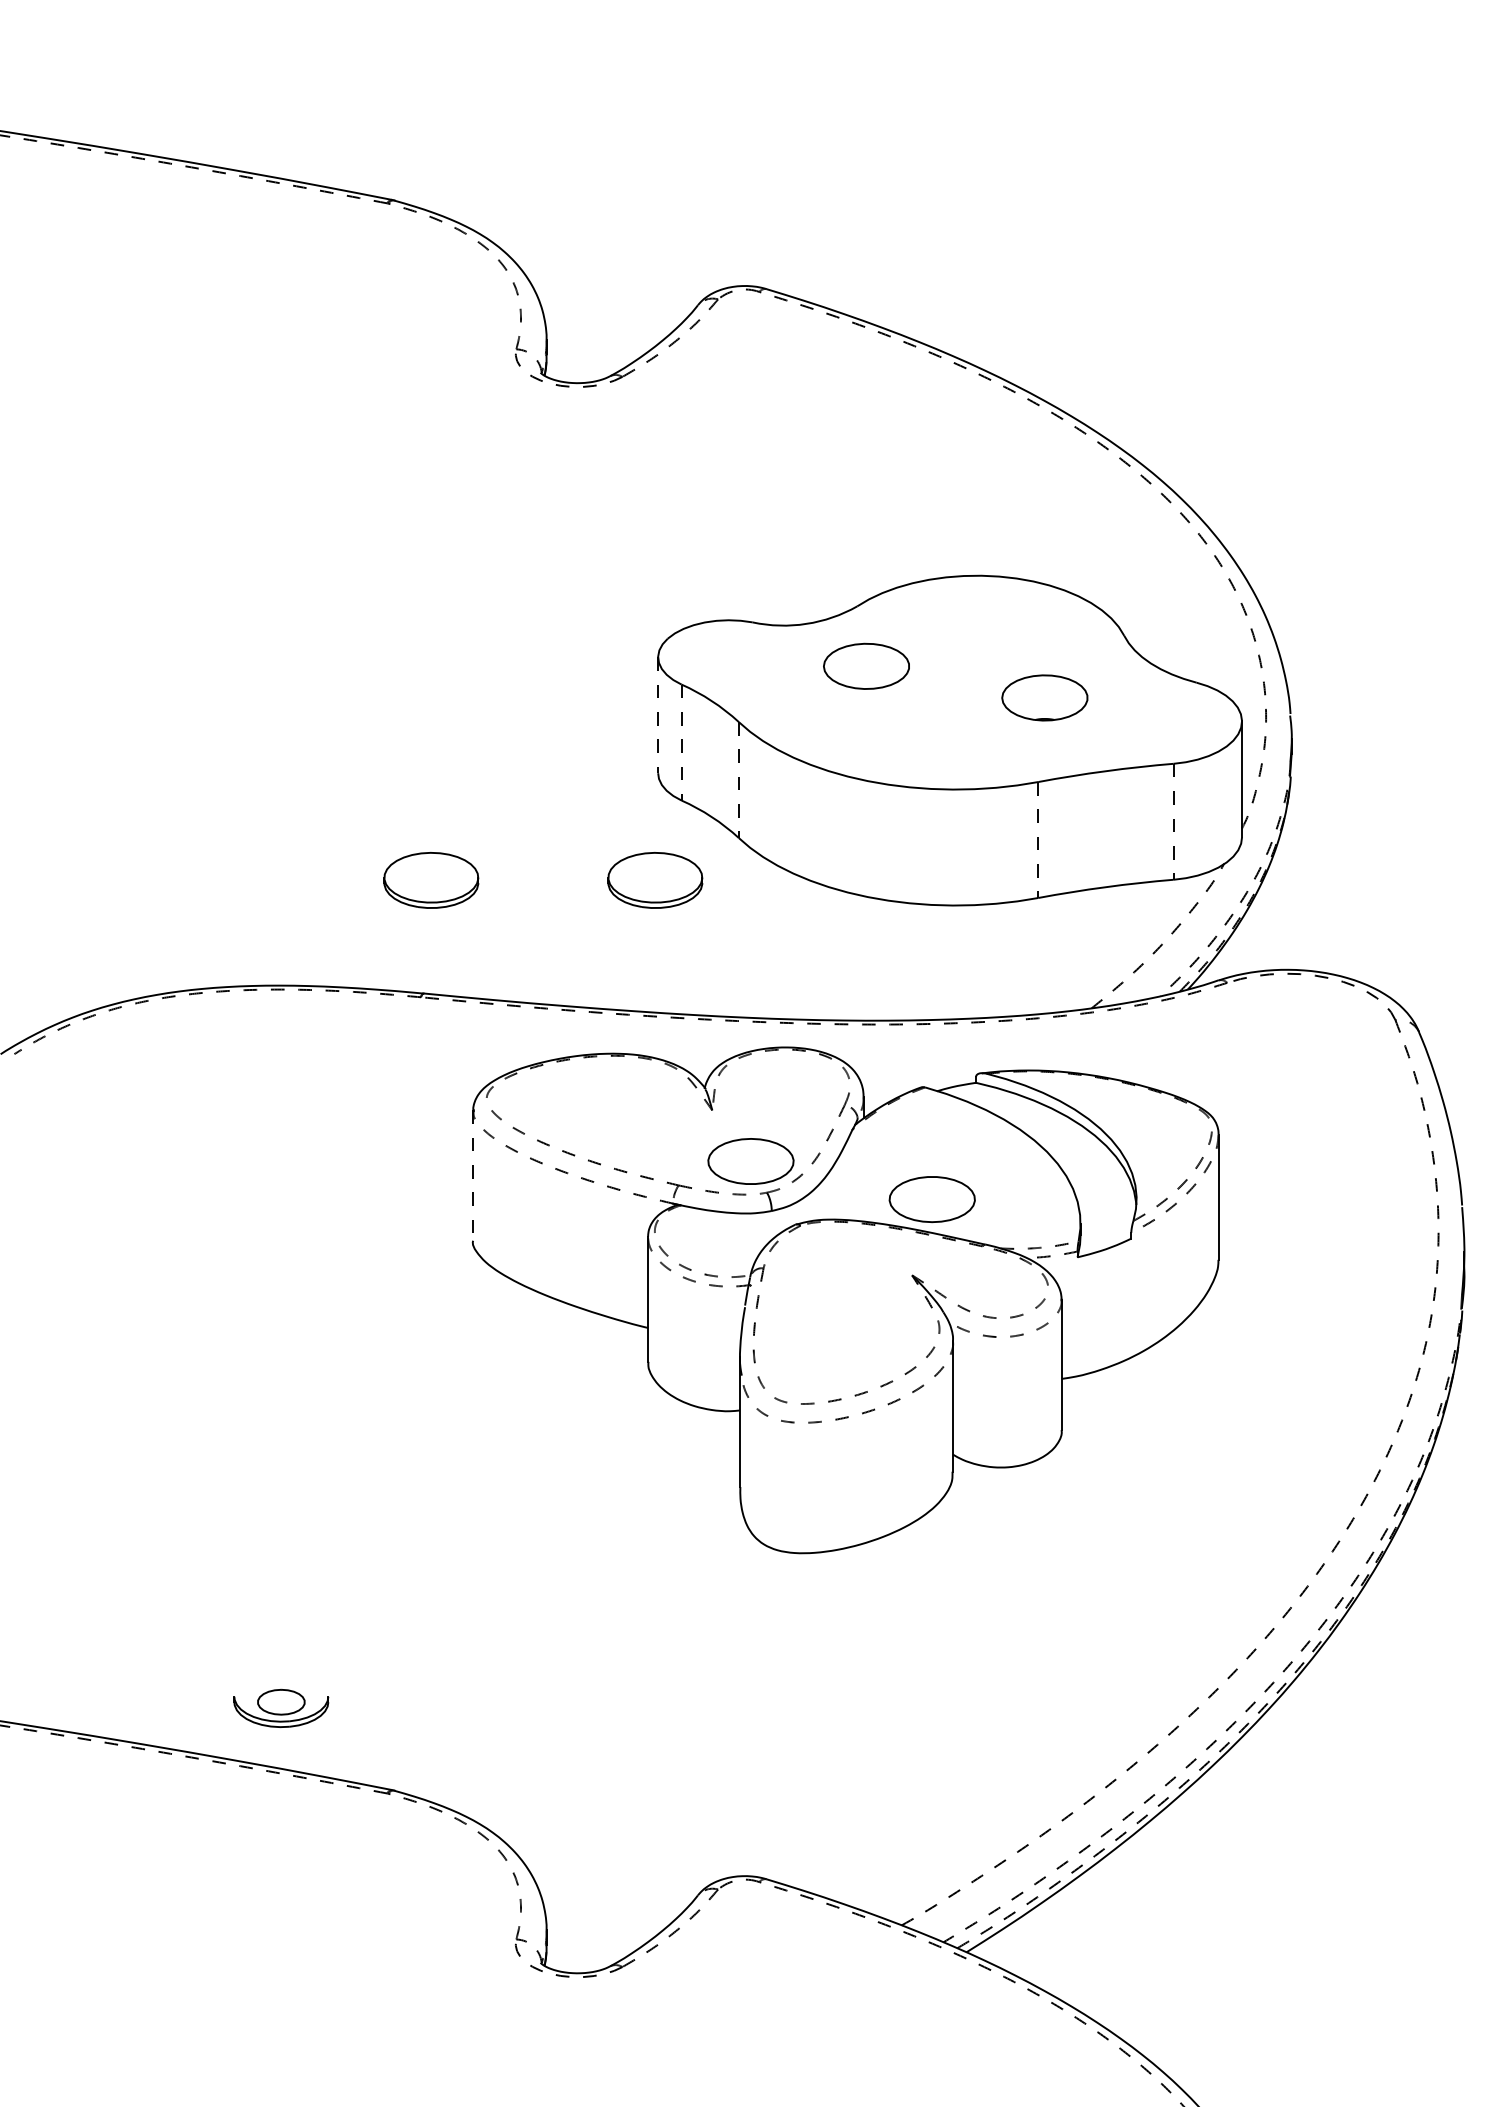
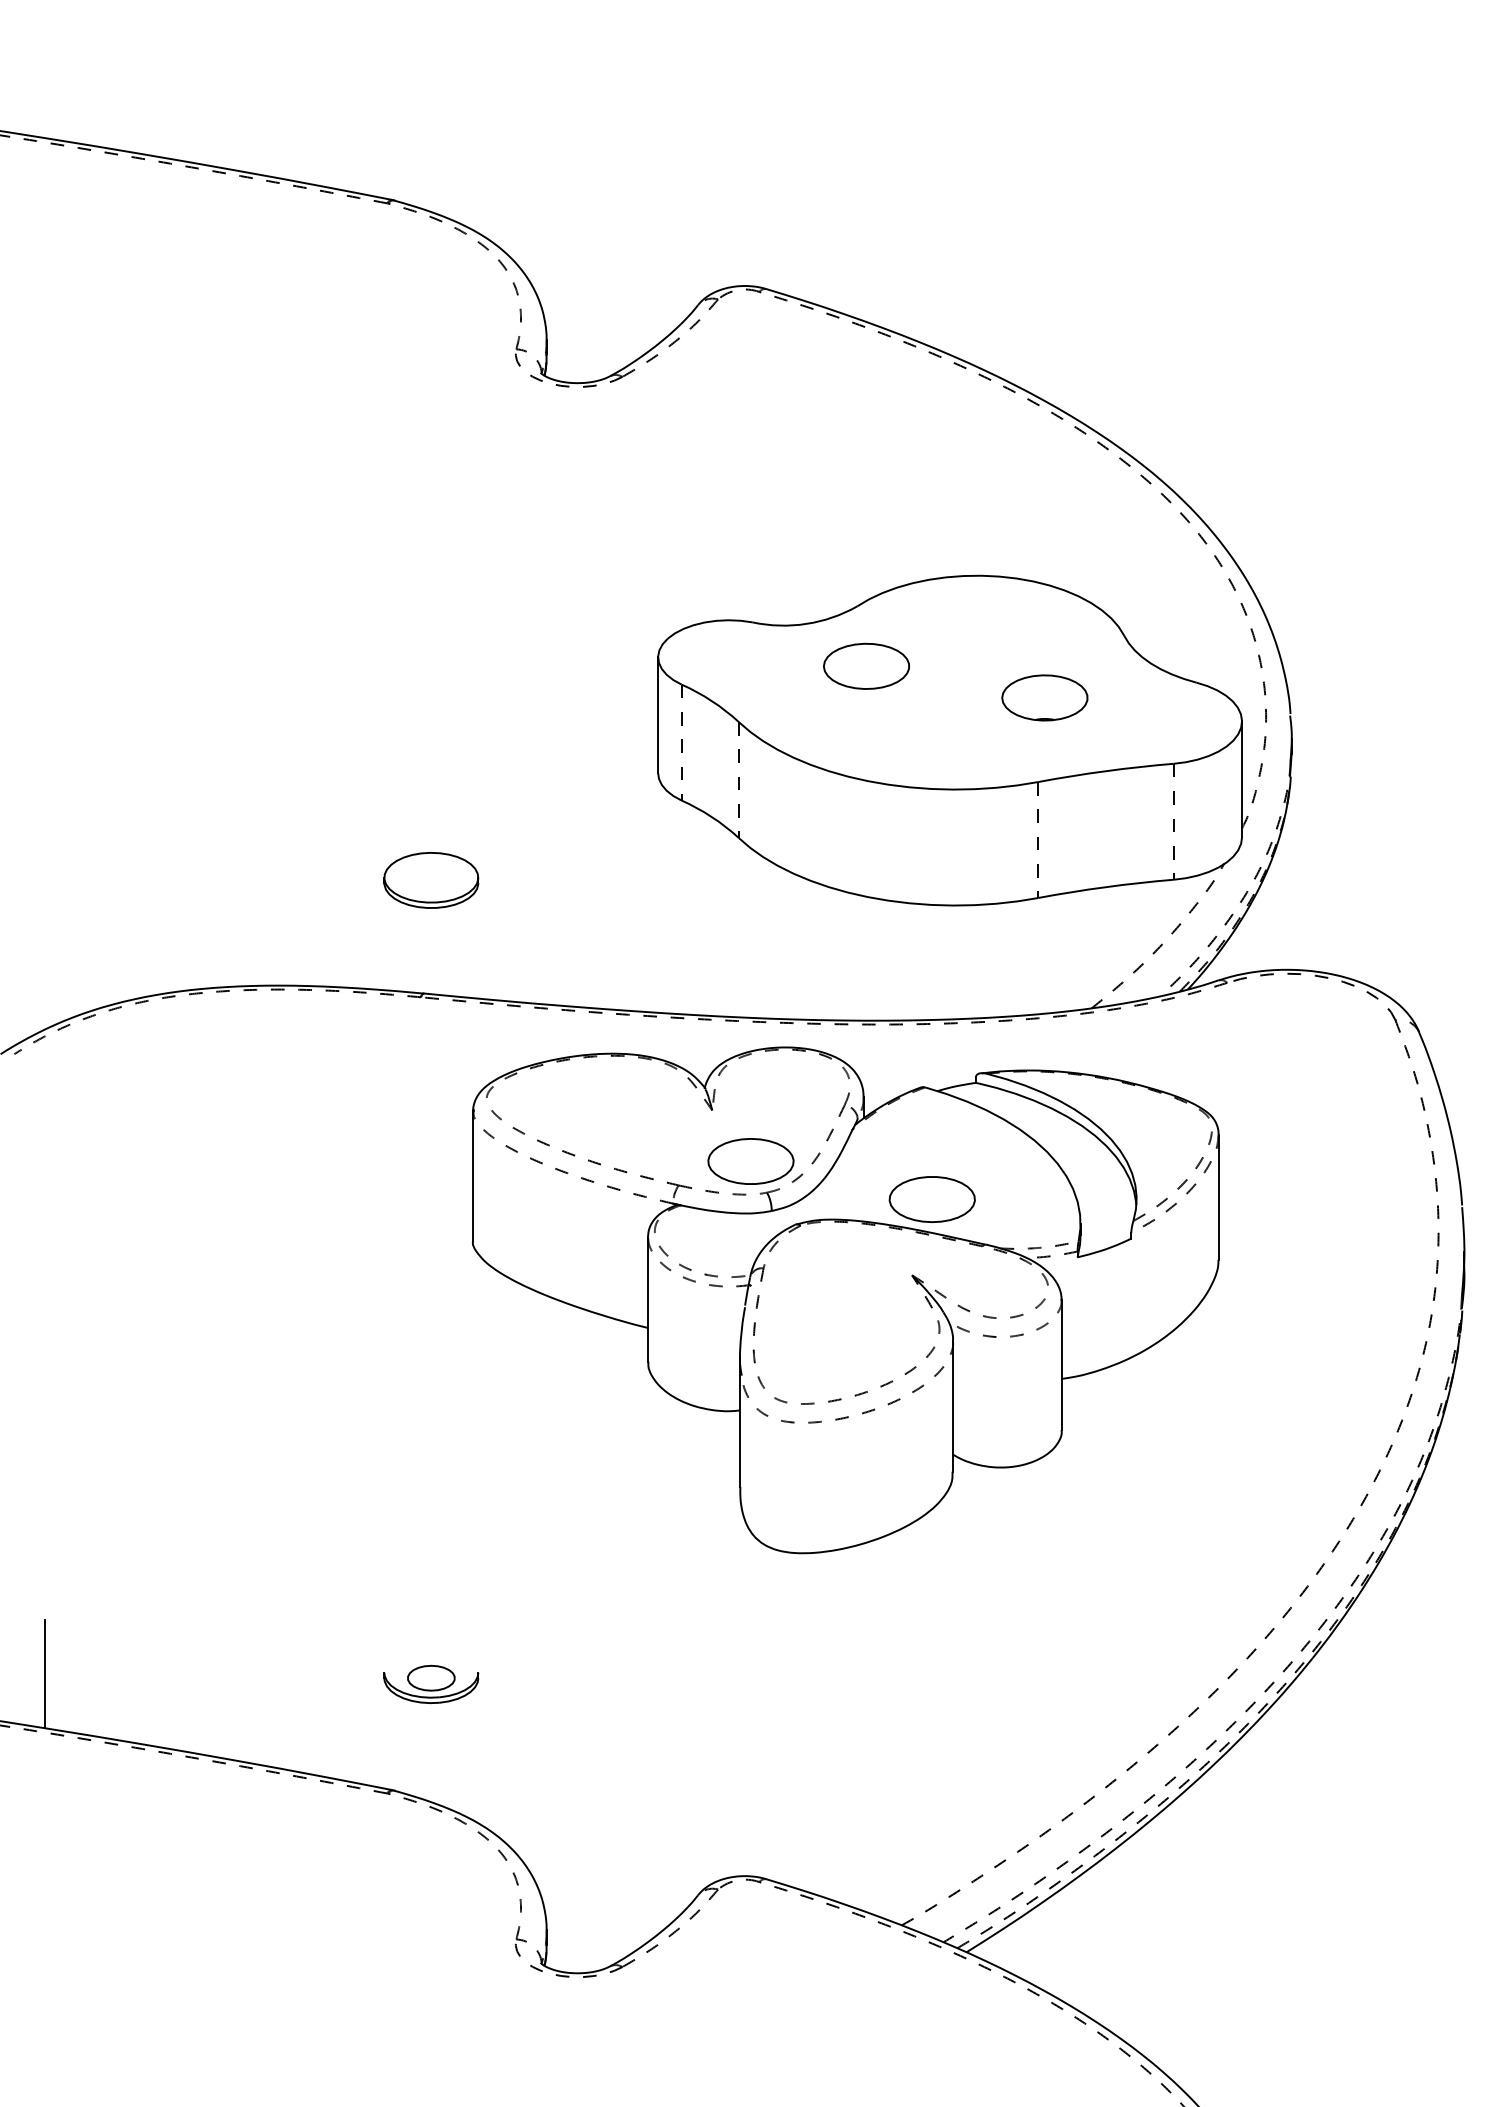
line: dashed -> solid (658, 715)
part: present -> none (655, 880)
line: dashed -> solid (473, 1176)
line: none -> present (45, 1673)
part position: (281, 1707) -> (431, 1683) (431, 1683)
